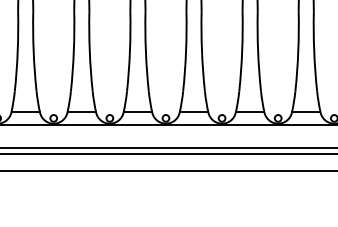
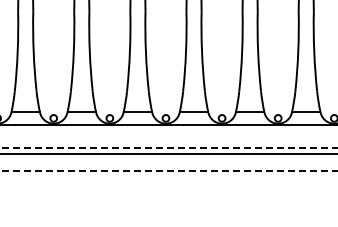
line: solid -> dashed (169, 148)
line: solid -> dashed (169, 170)
